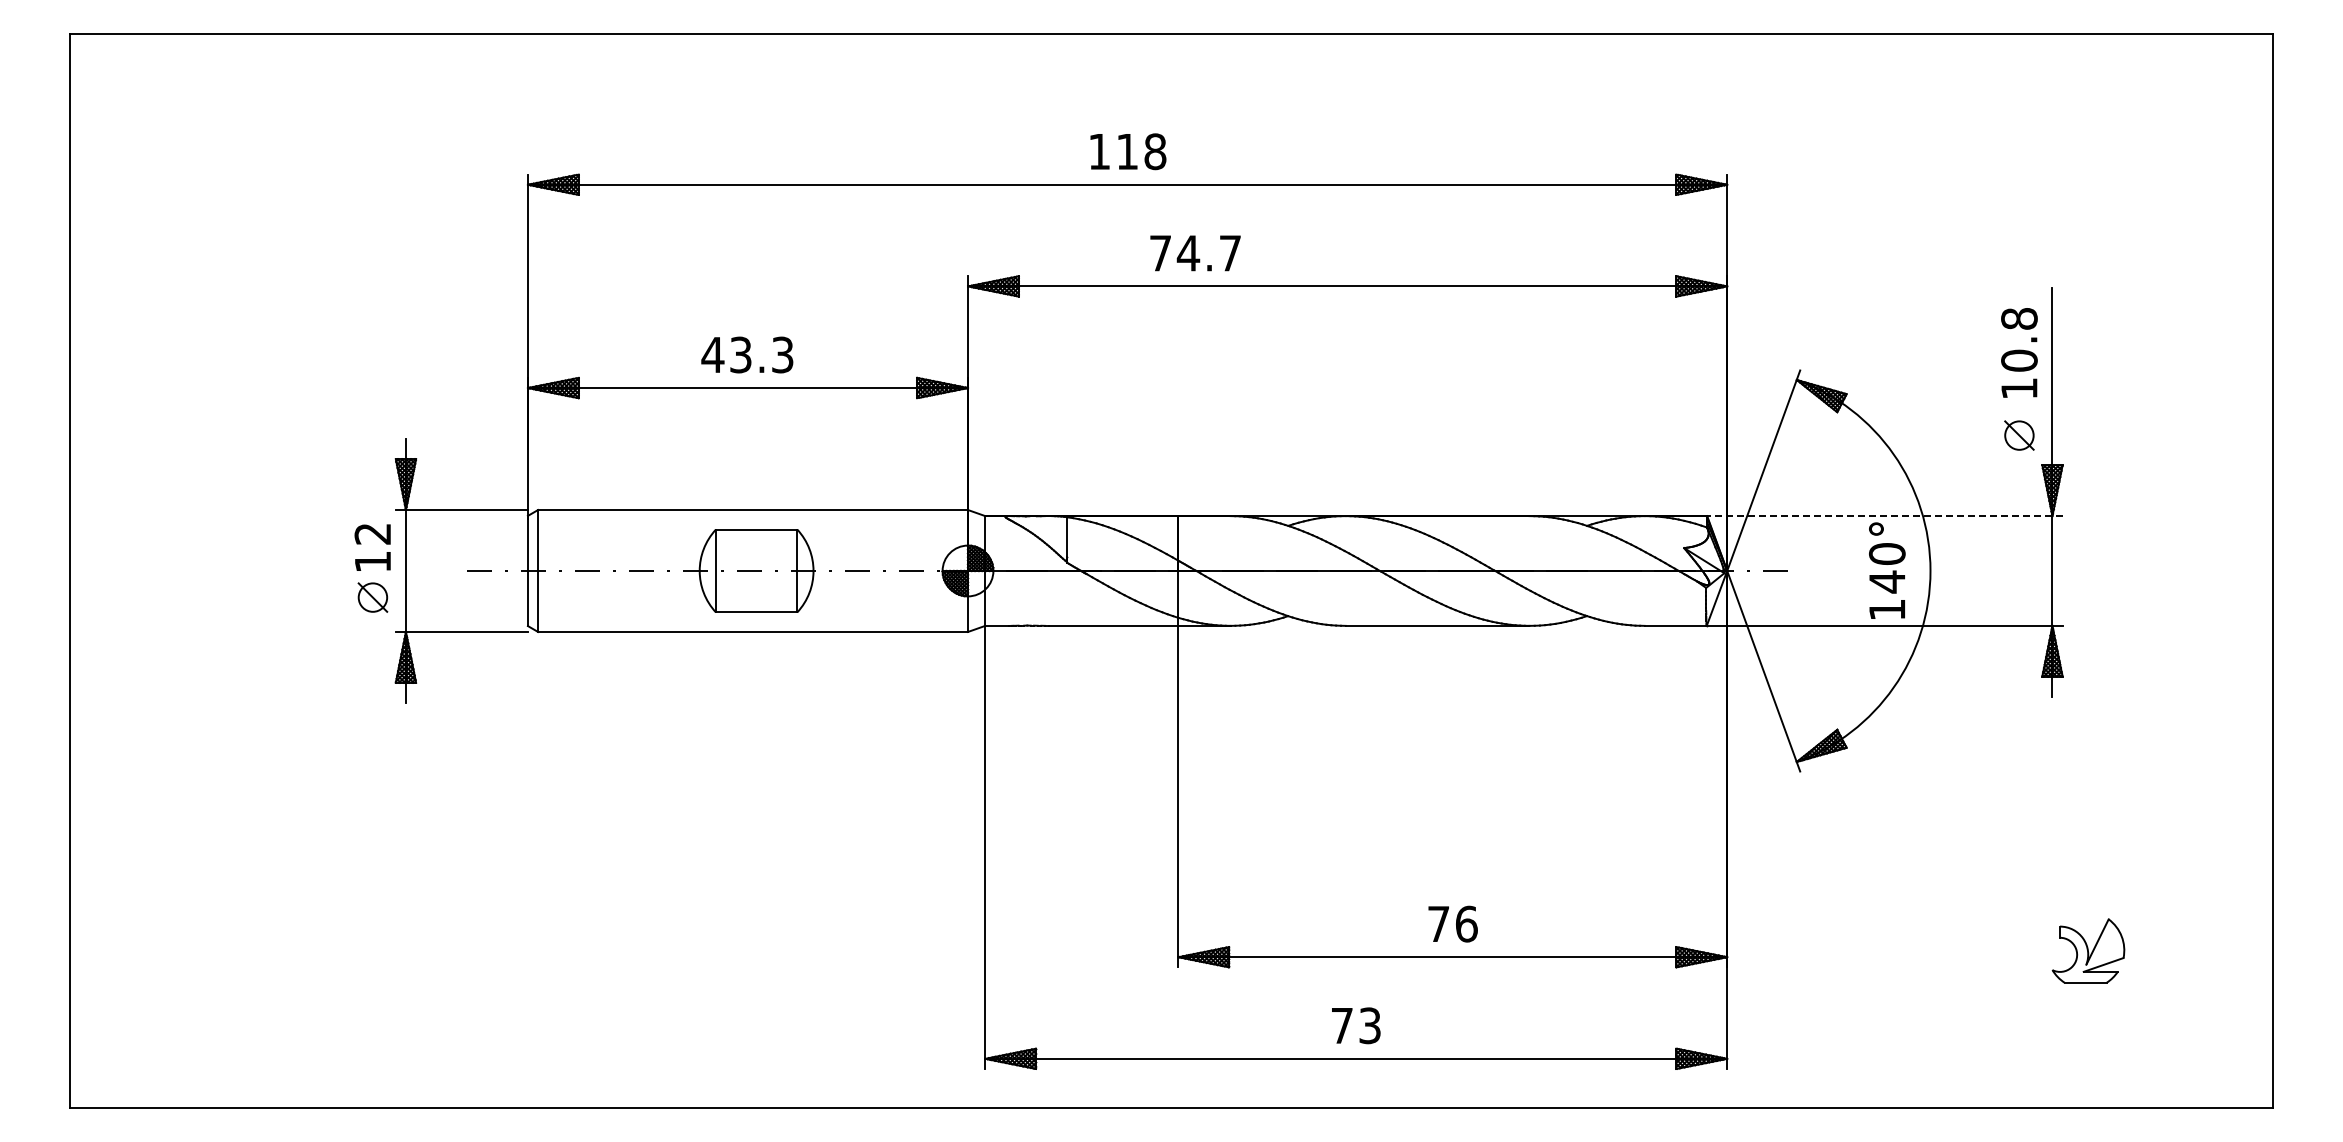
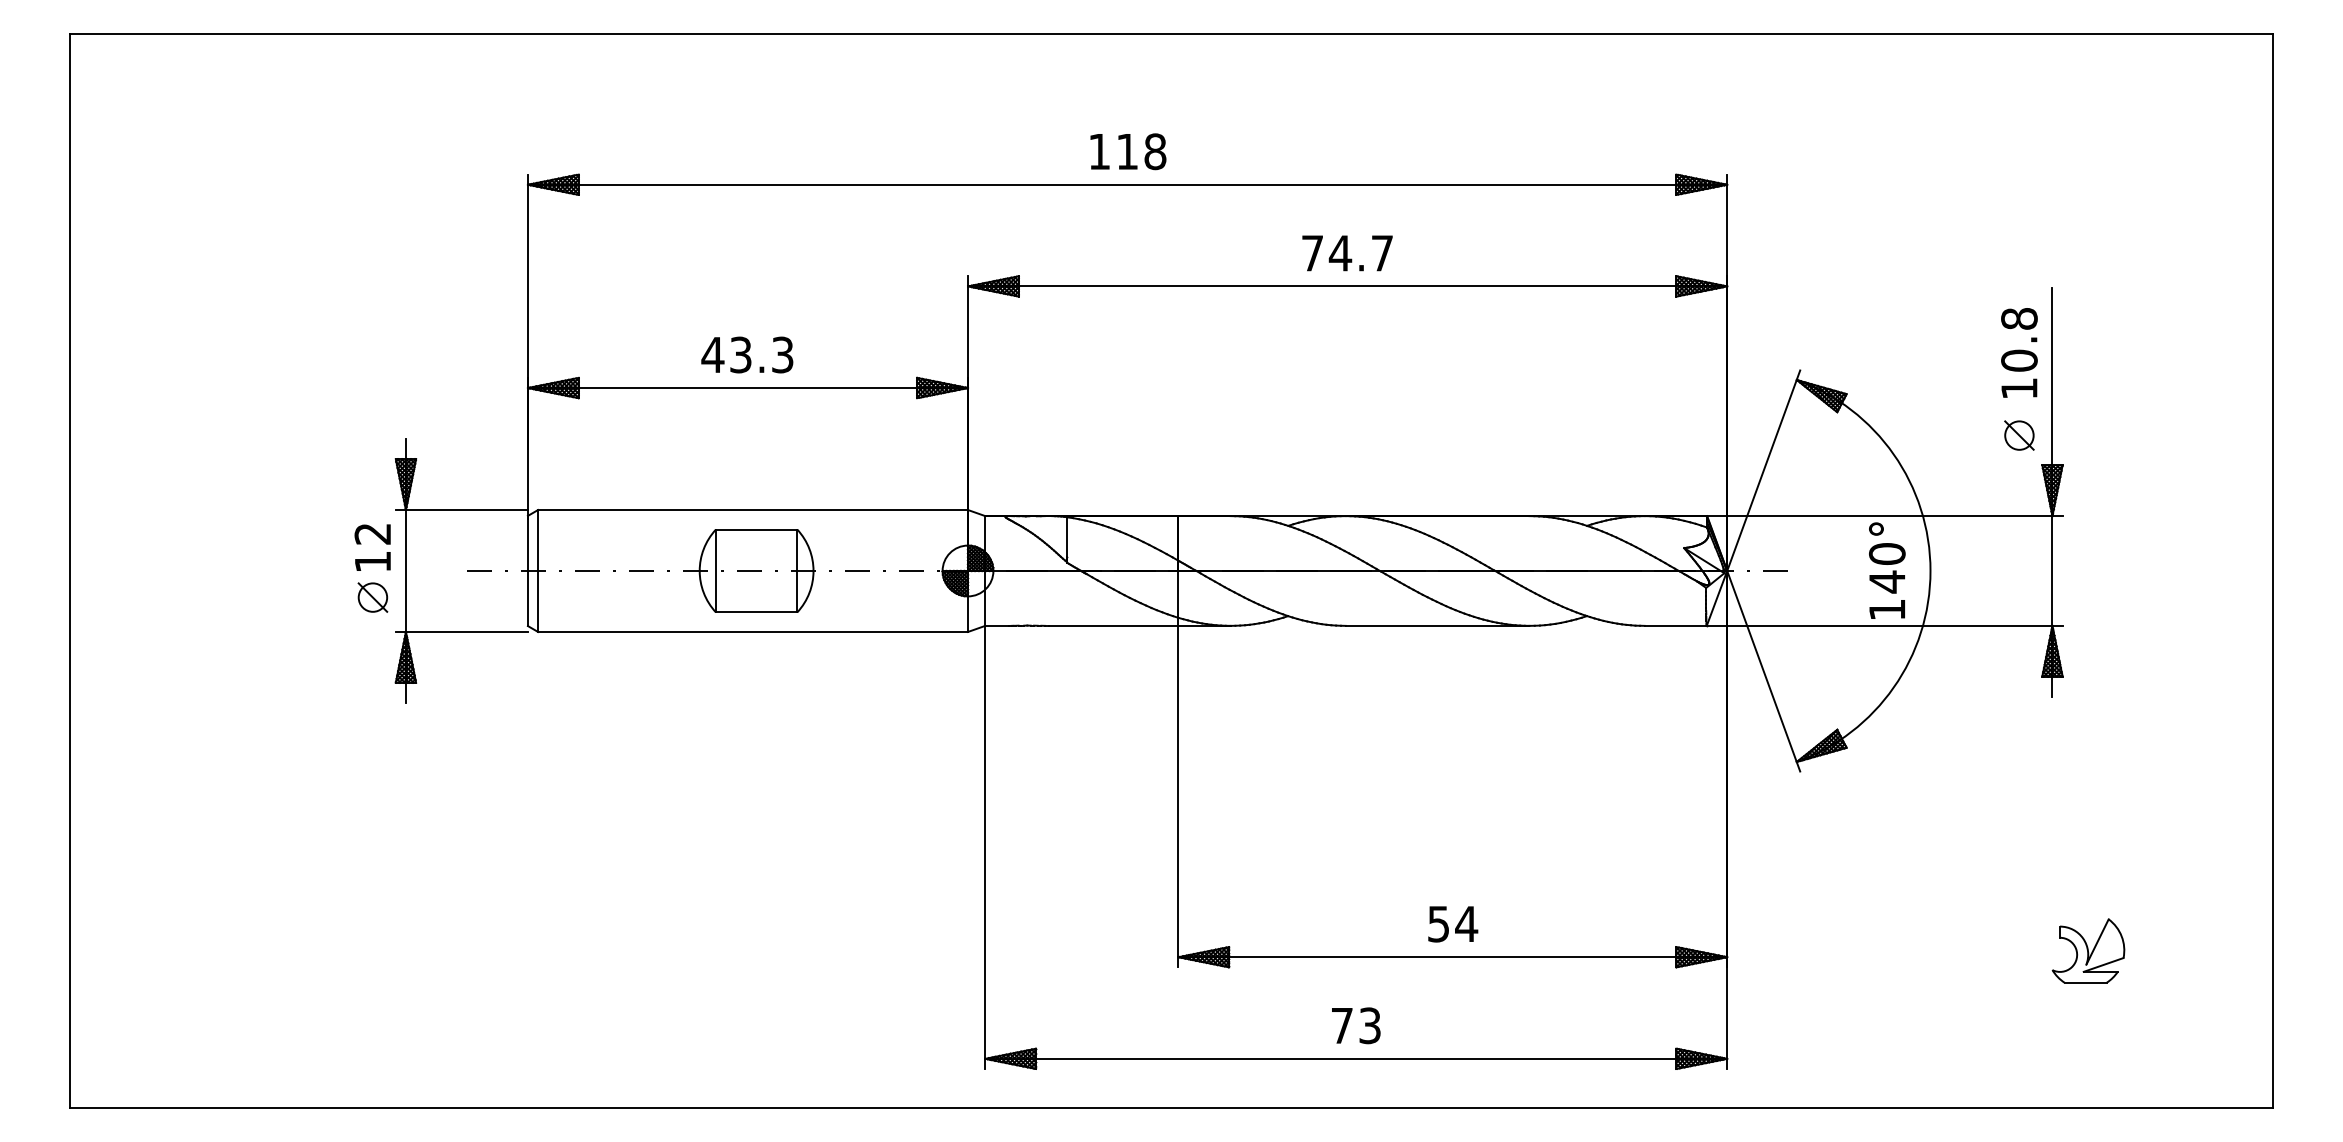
text position: (1195, 253) -> (1347, 253) (1347, 253)
line: dashed -> solid (1884, 516)
text: 76 -> 54 (1453, 923)
